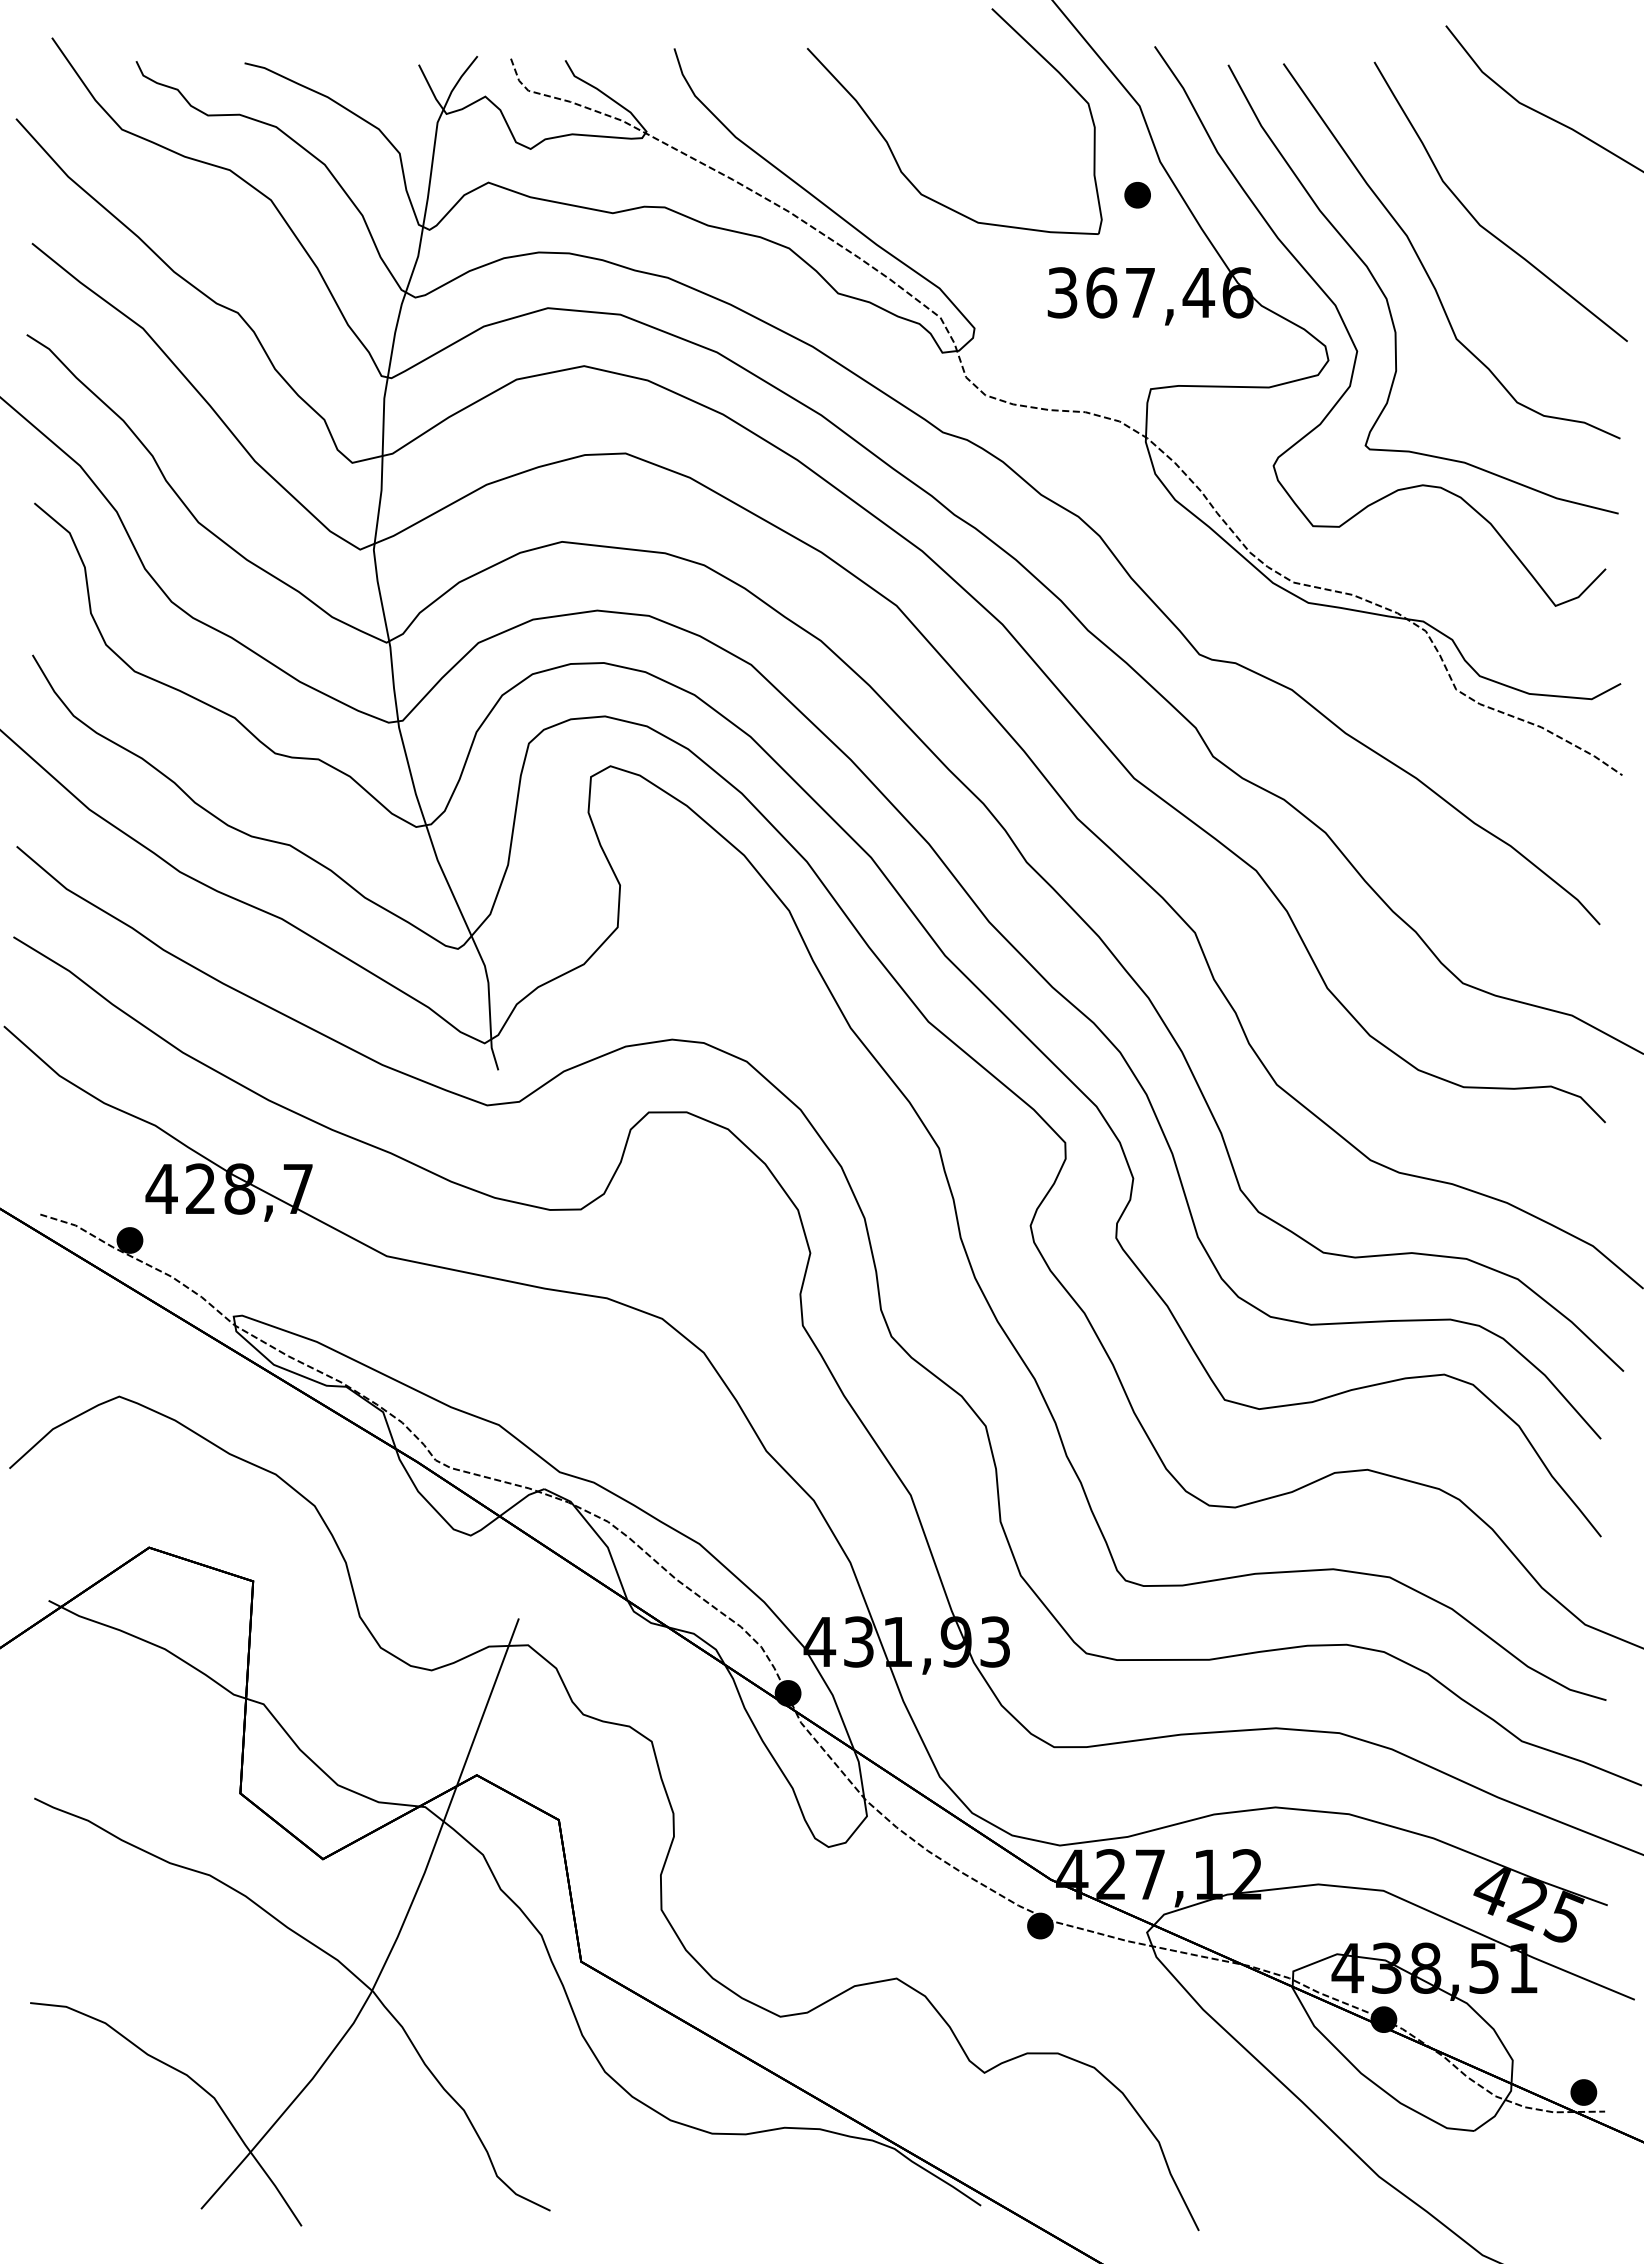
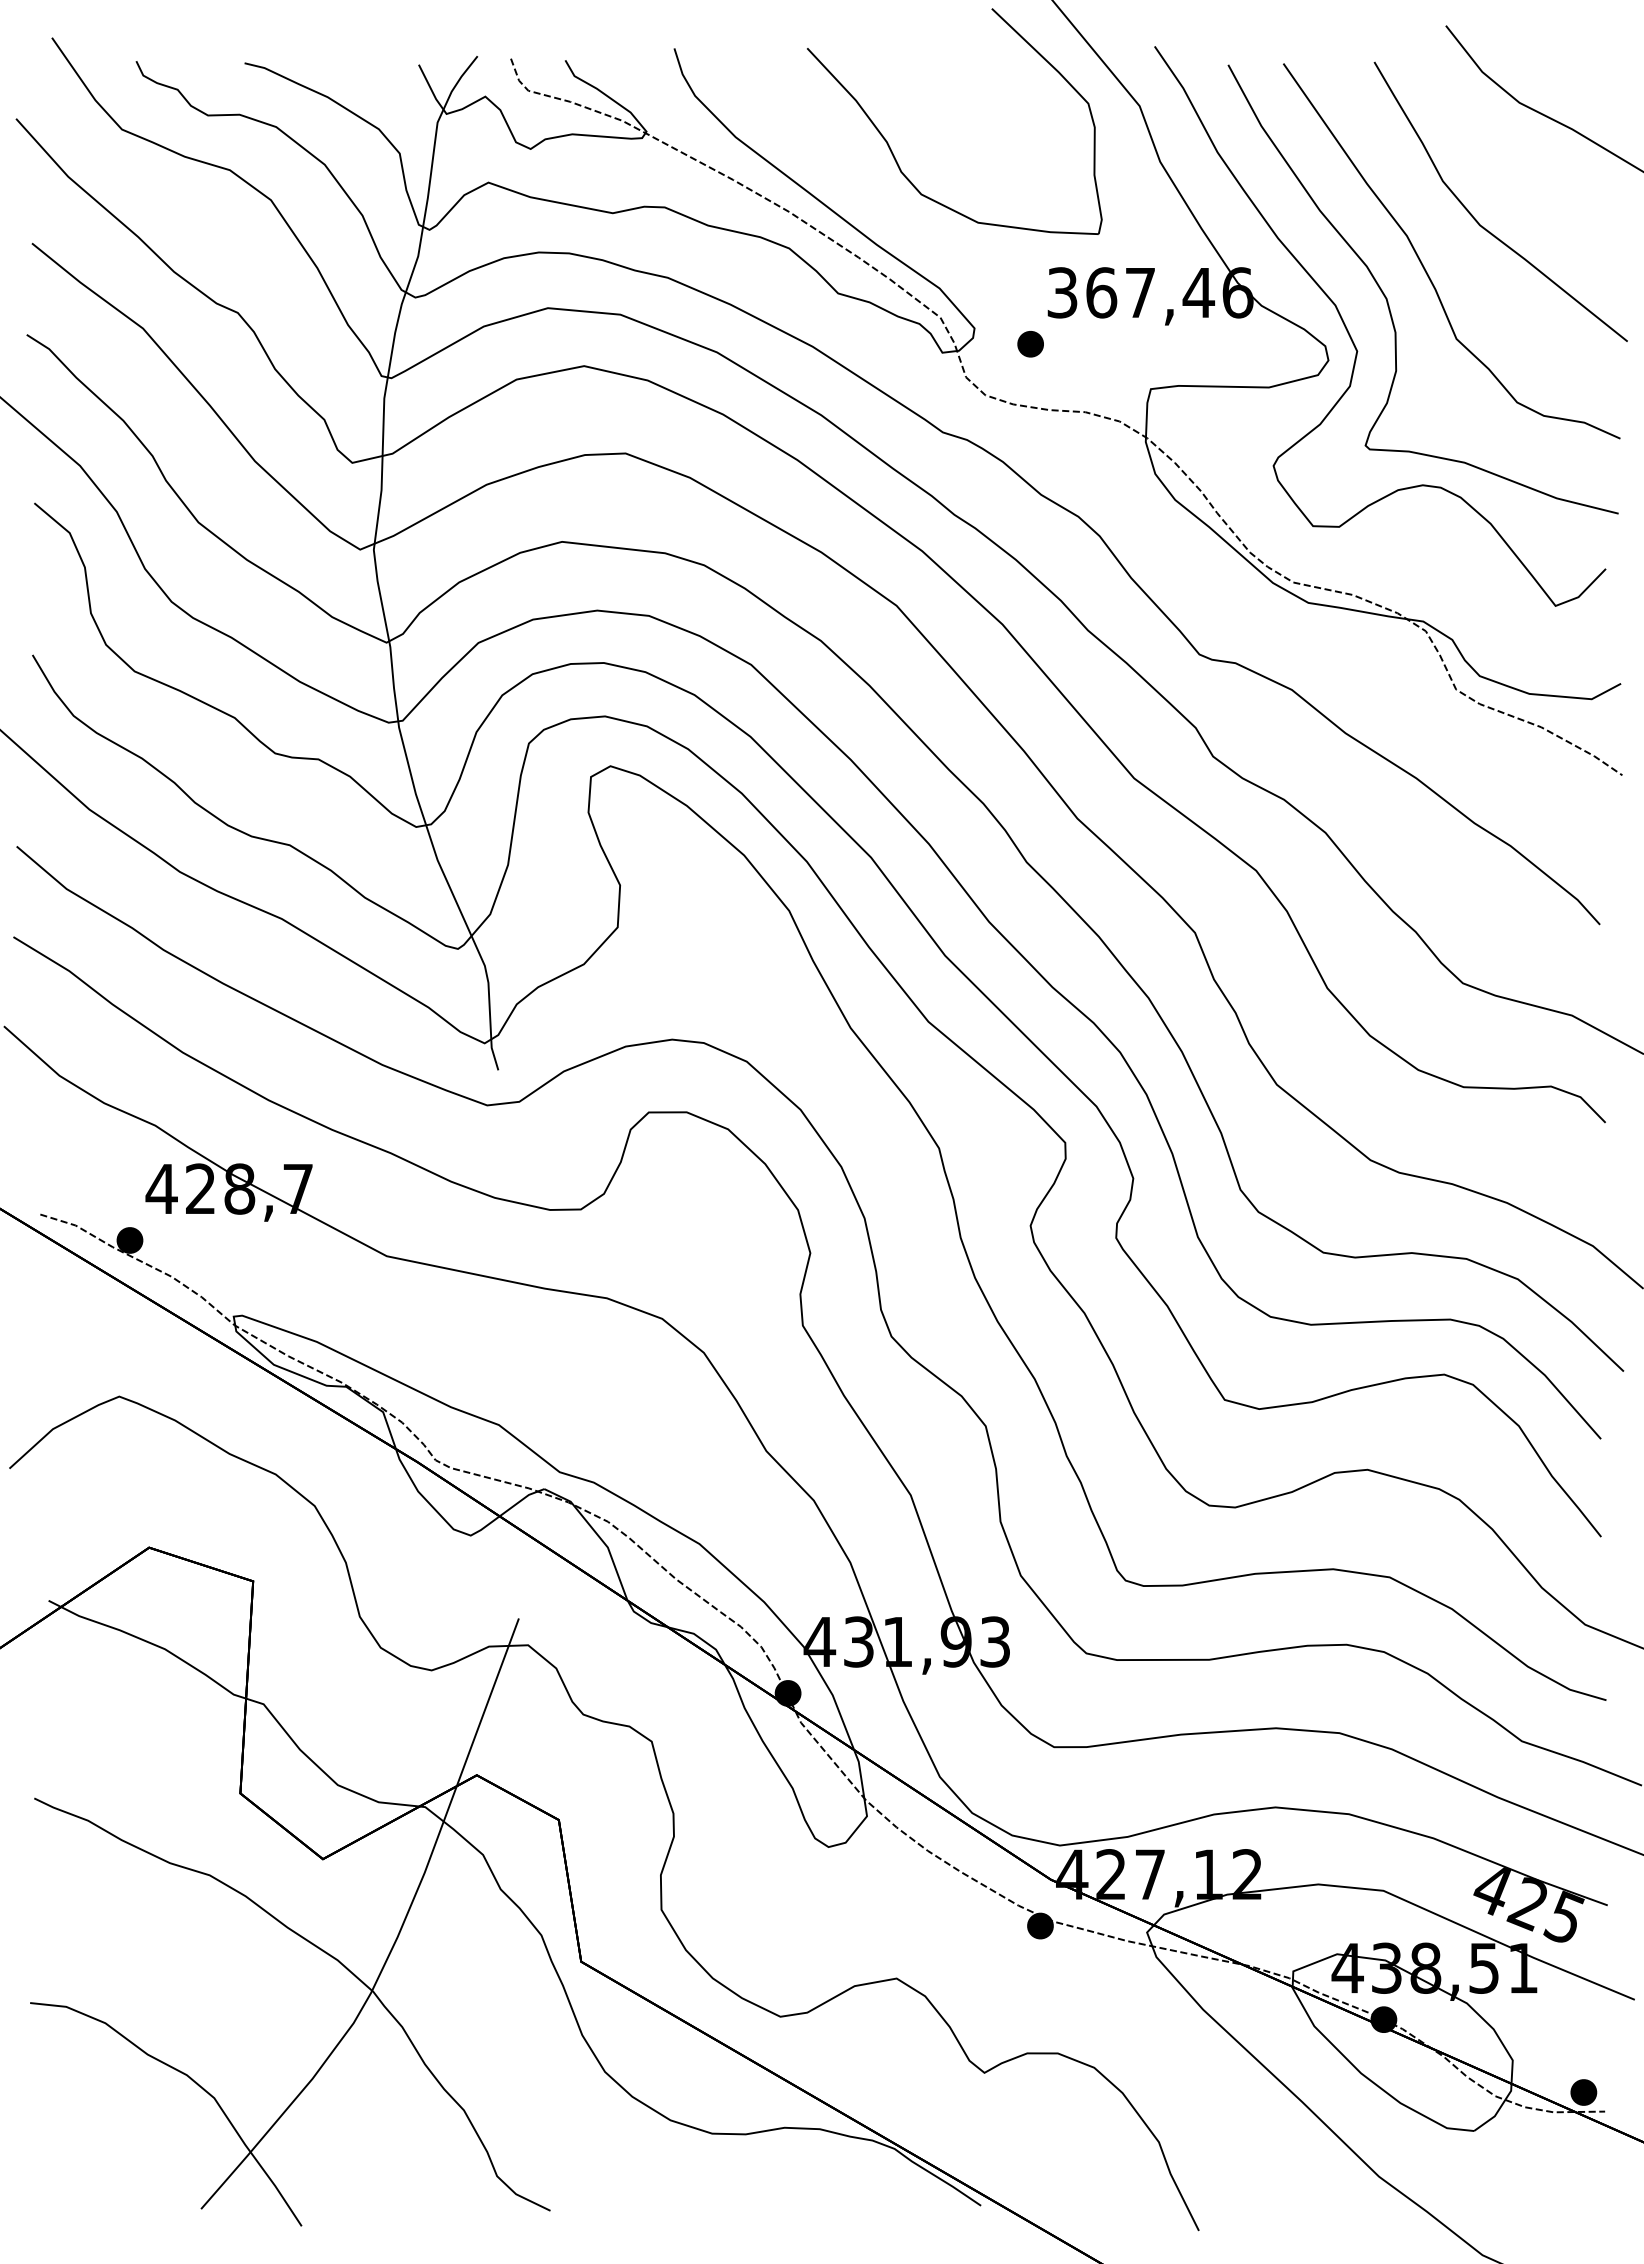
part position: (1137, 195) -> (1030, 344) (1030, 344)
